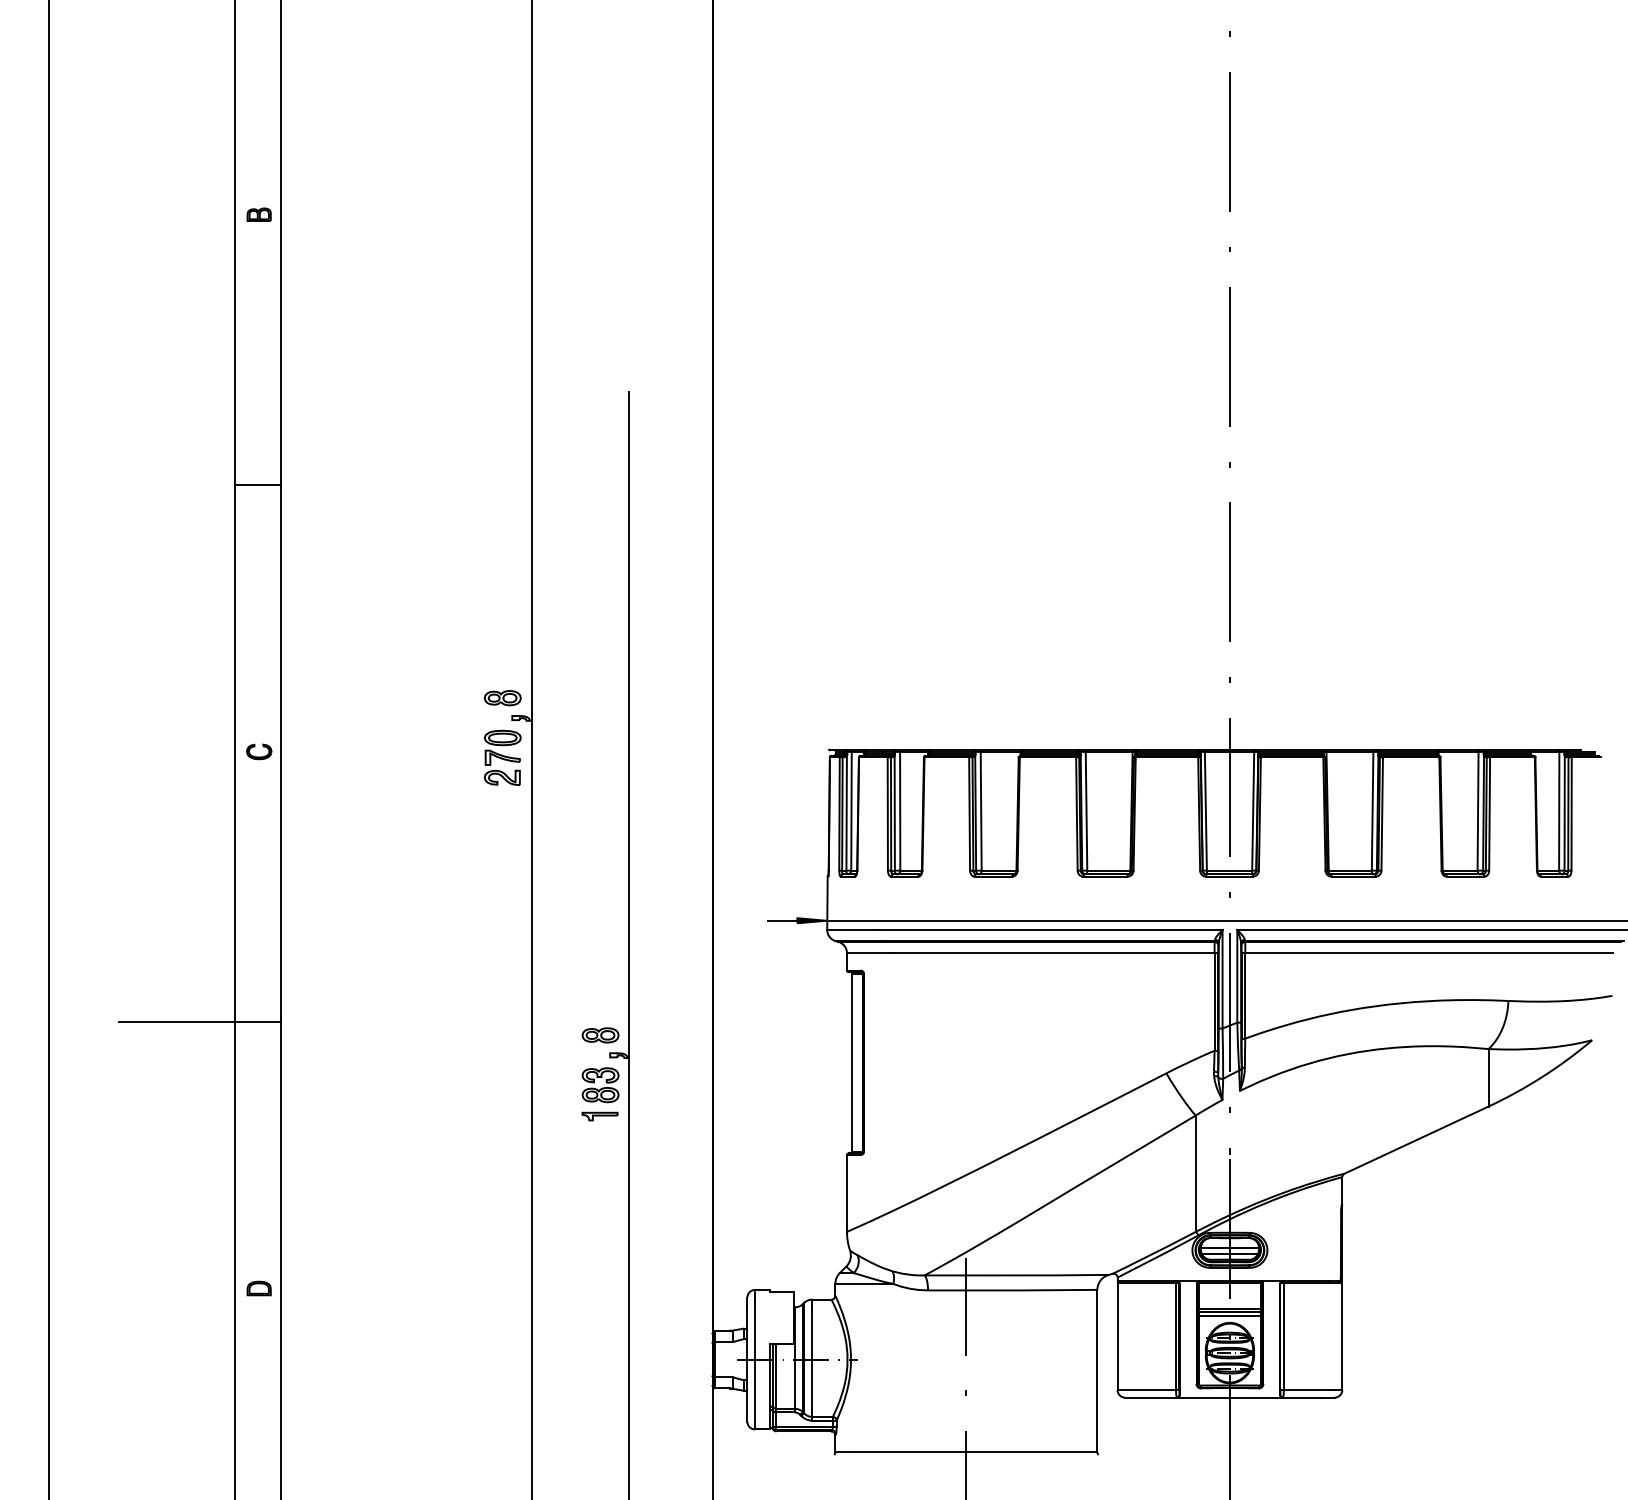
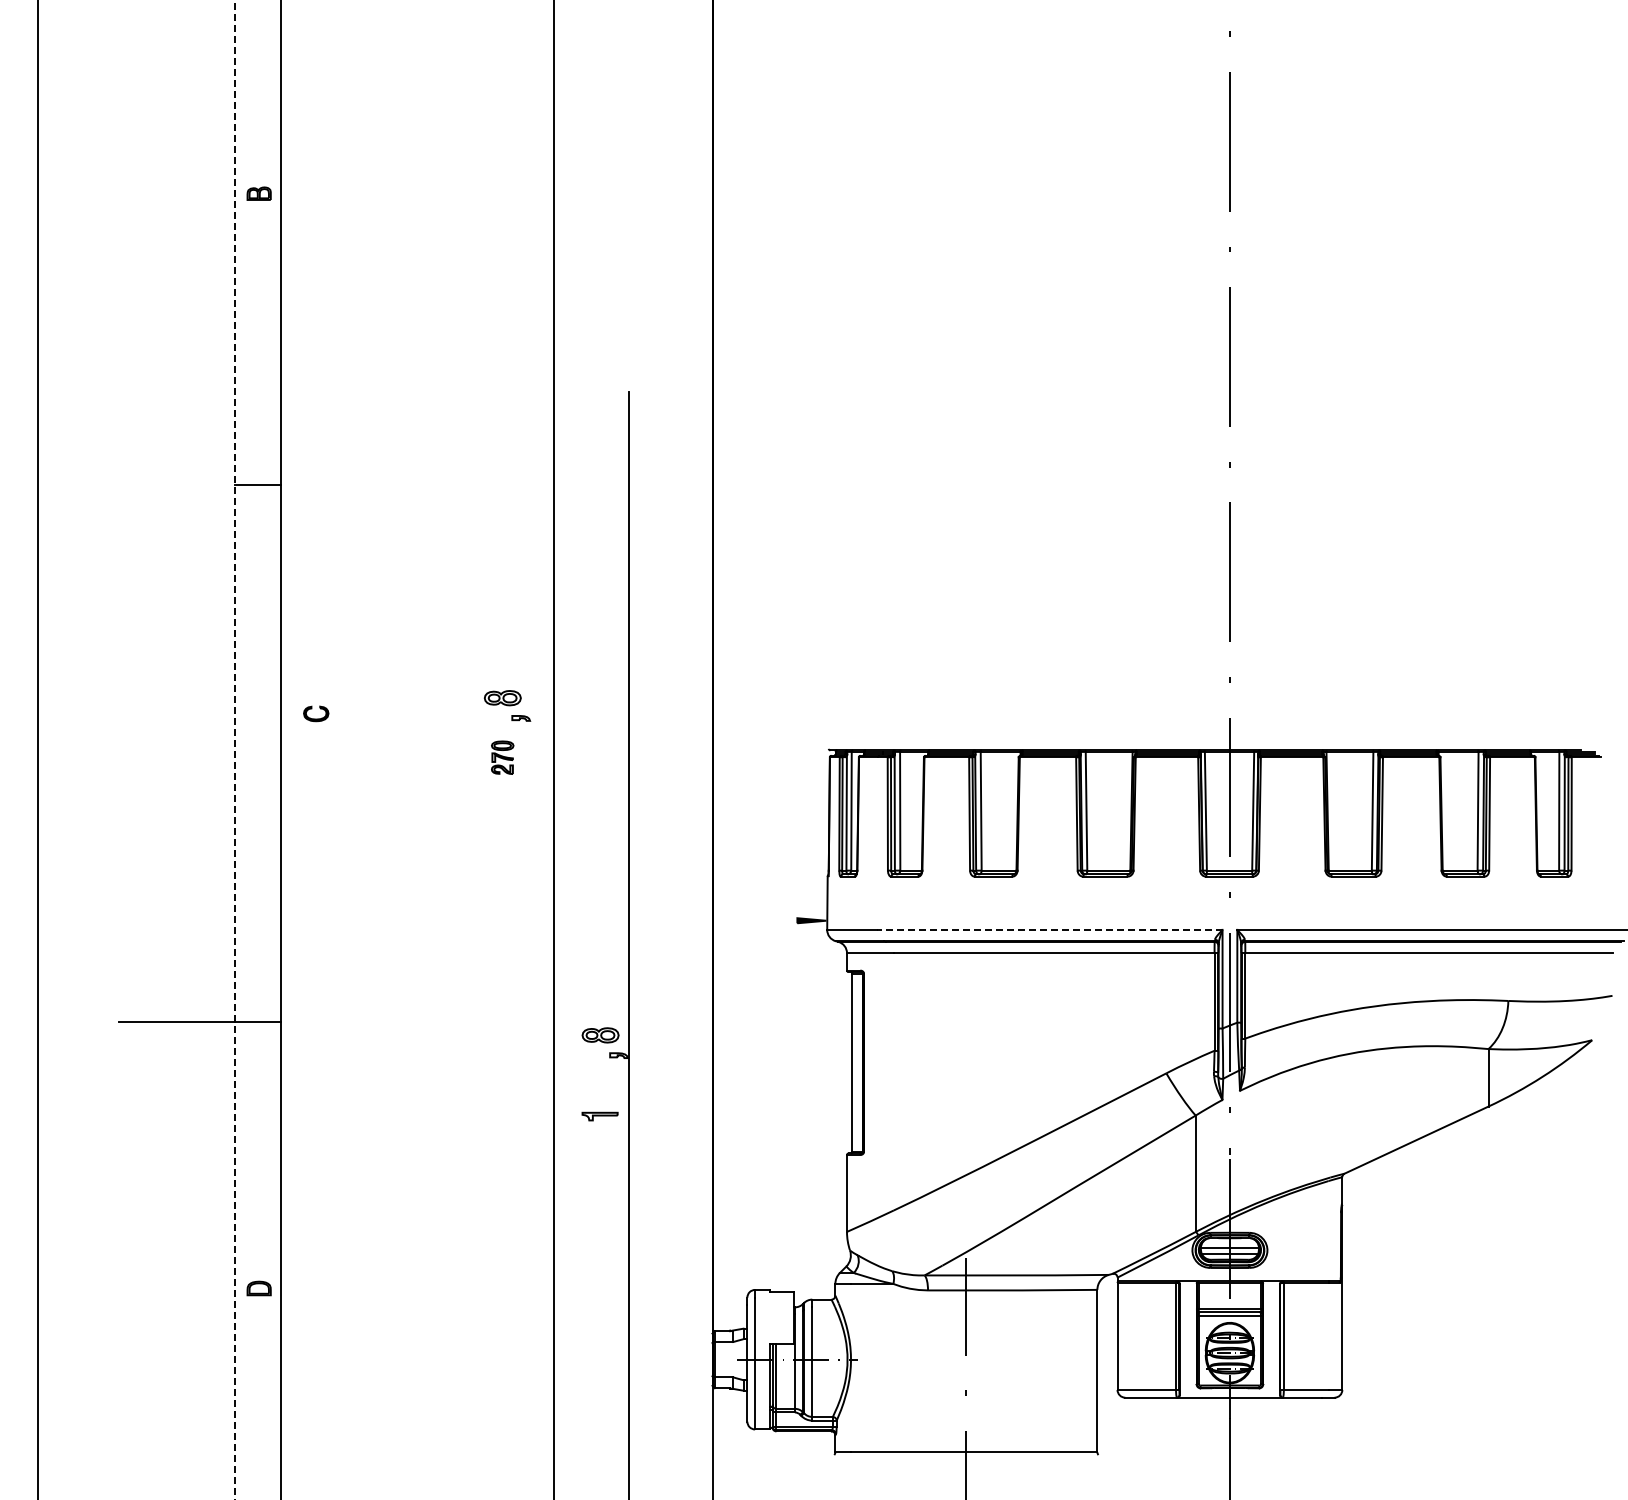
part position: (258, 214) -> (258, 193) (258, 193)
line position: (48, 749) -> (37, 749) (37, 749)
line position: (531, 749) -> (553, 749) (553, 749)
line: solid -> dashed (234, 750)
part position: (259, 751) -> (316, 713) (316, 713)
part size: 39x57 px -> 24x35 px (502, 757)
line: present -> none (782, 920)
line: present -> none (1225, 920)
line: solid -> dashed (1049, 929)
part: present -> none (600, 1085)
